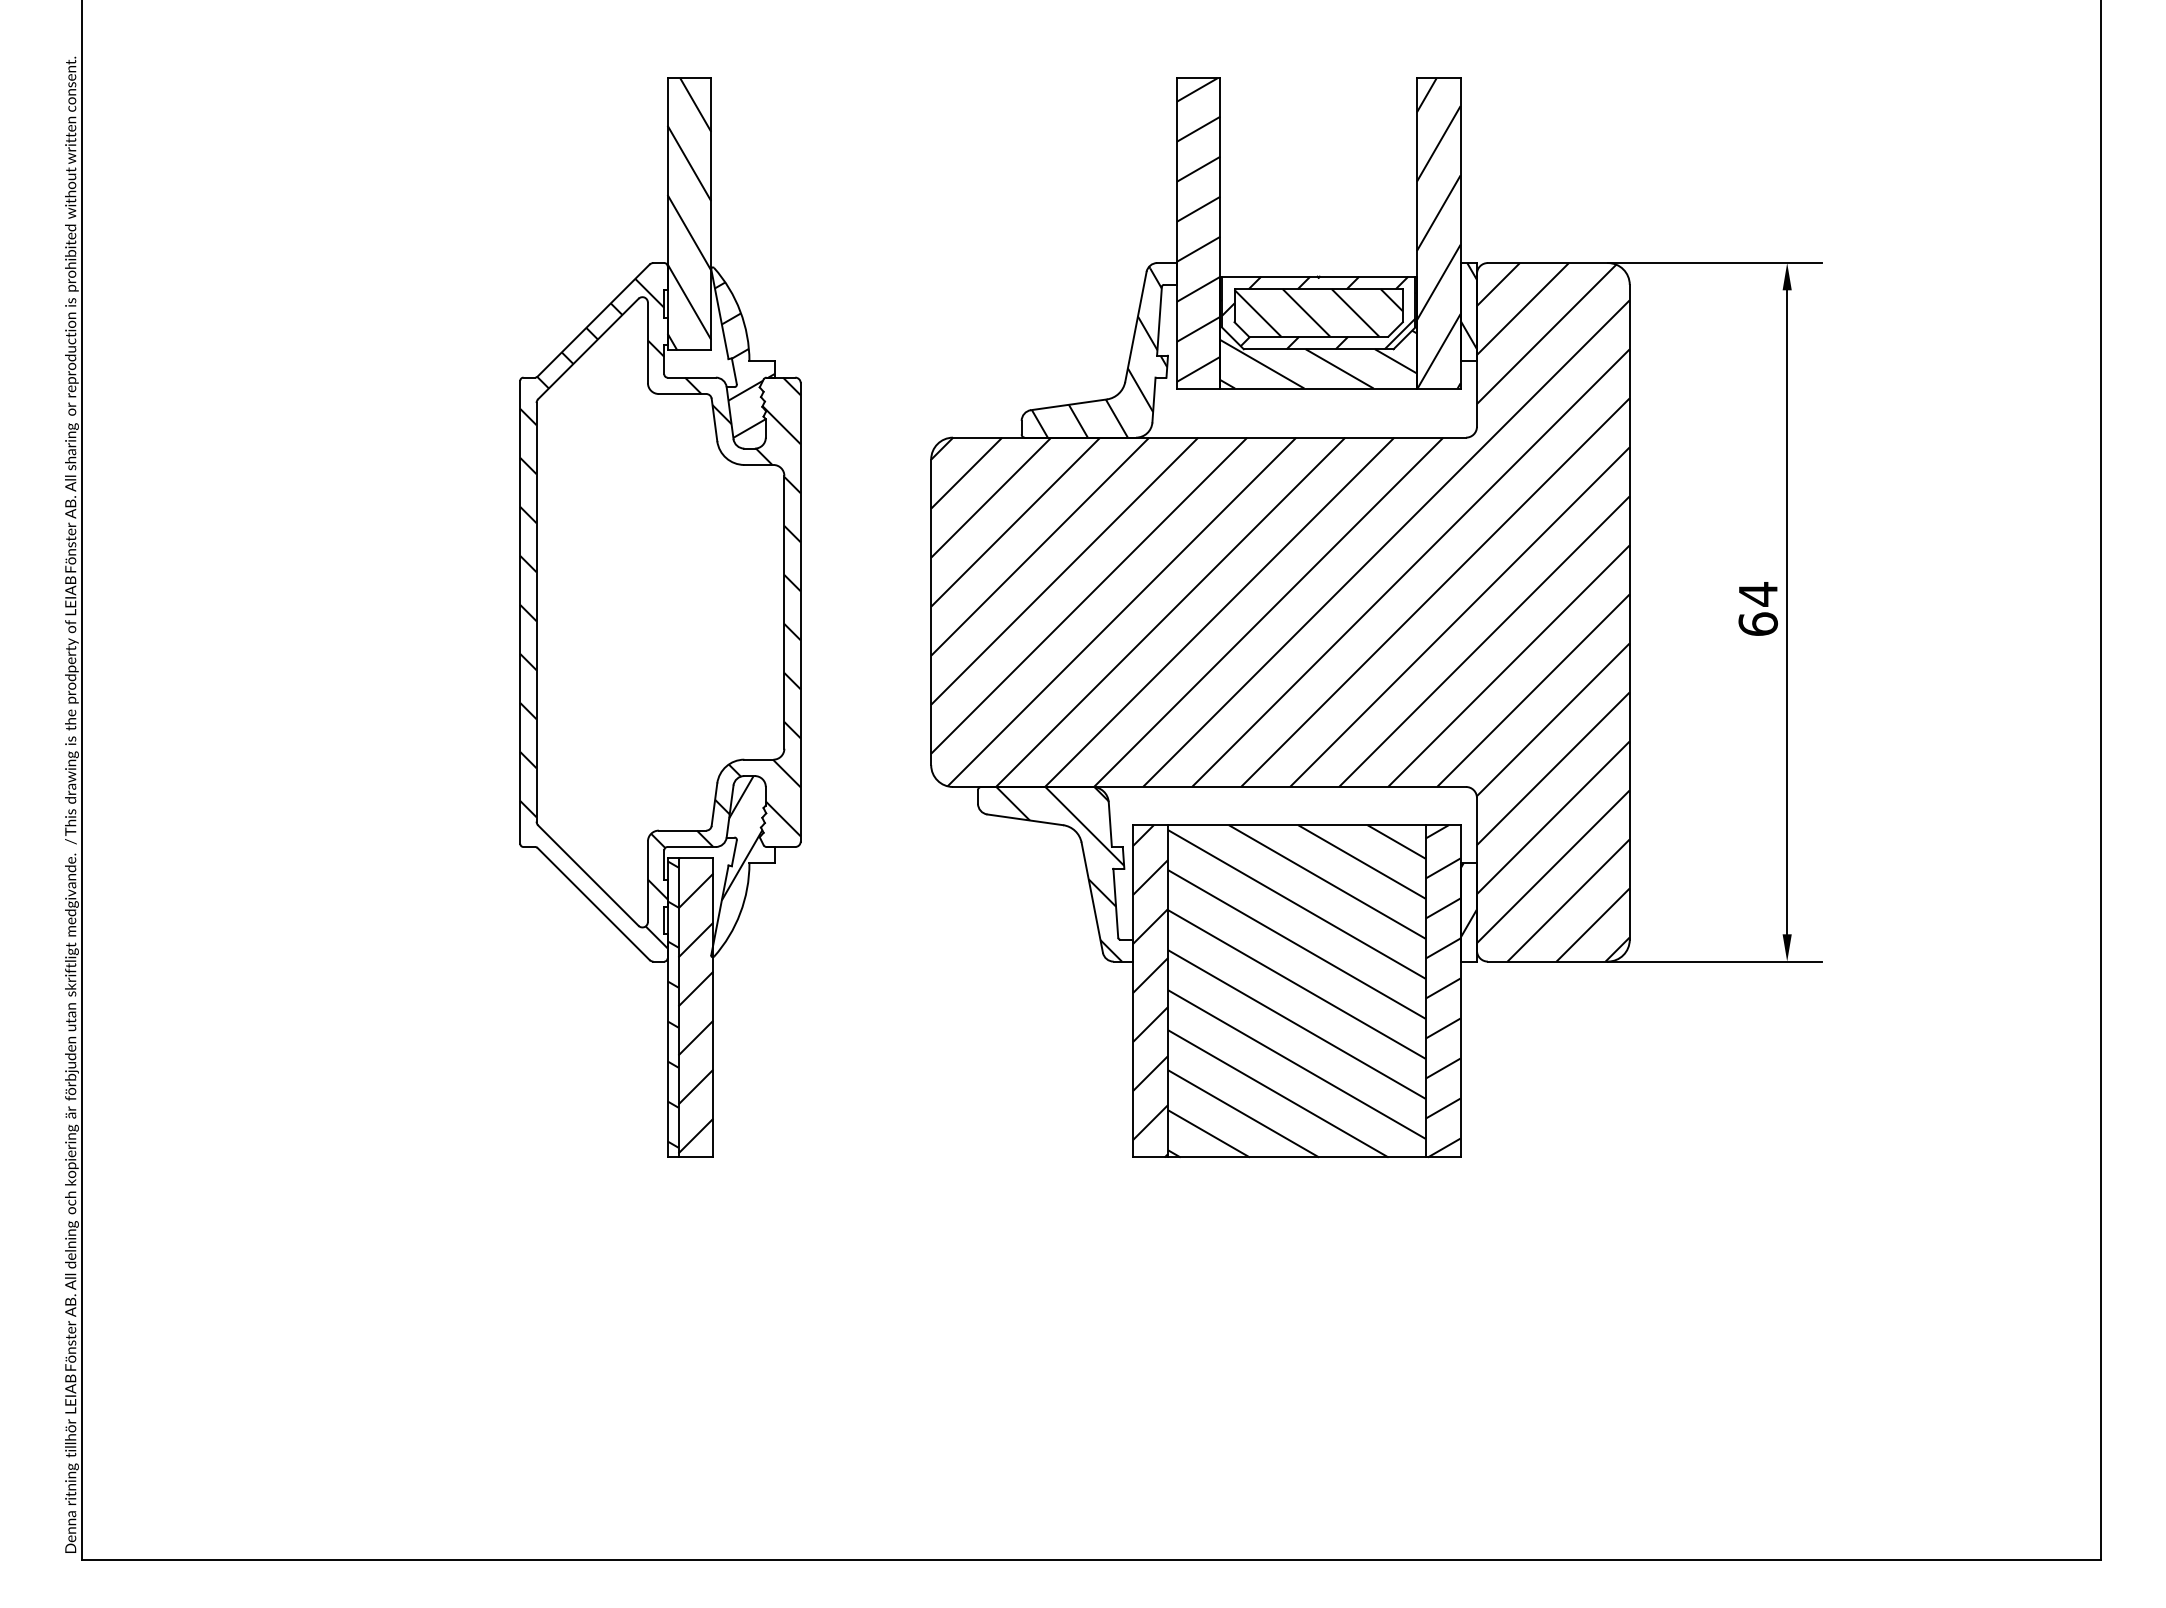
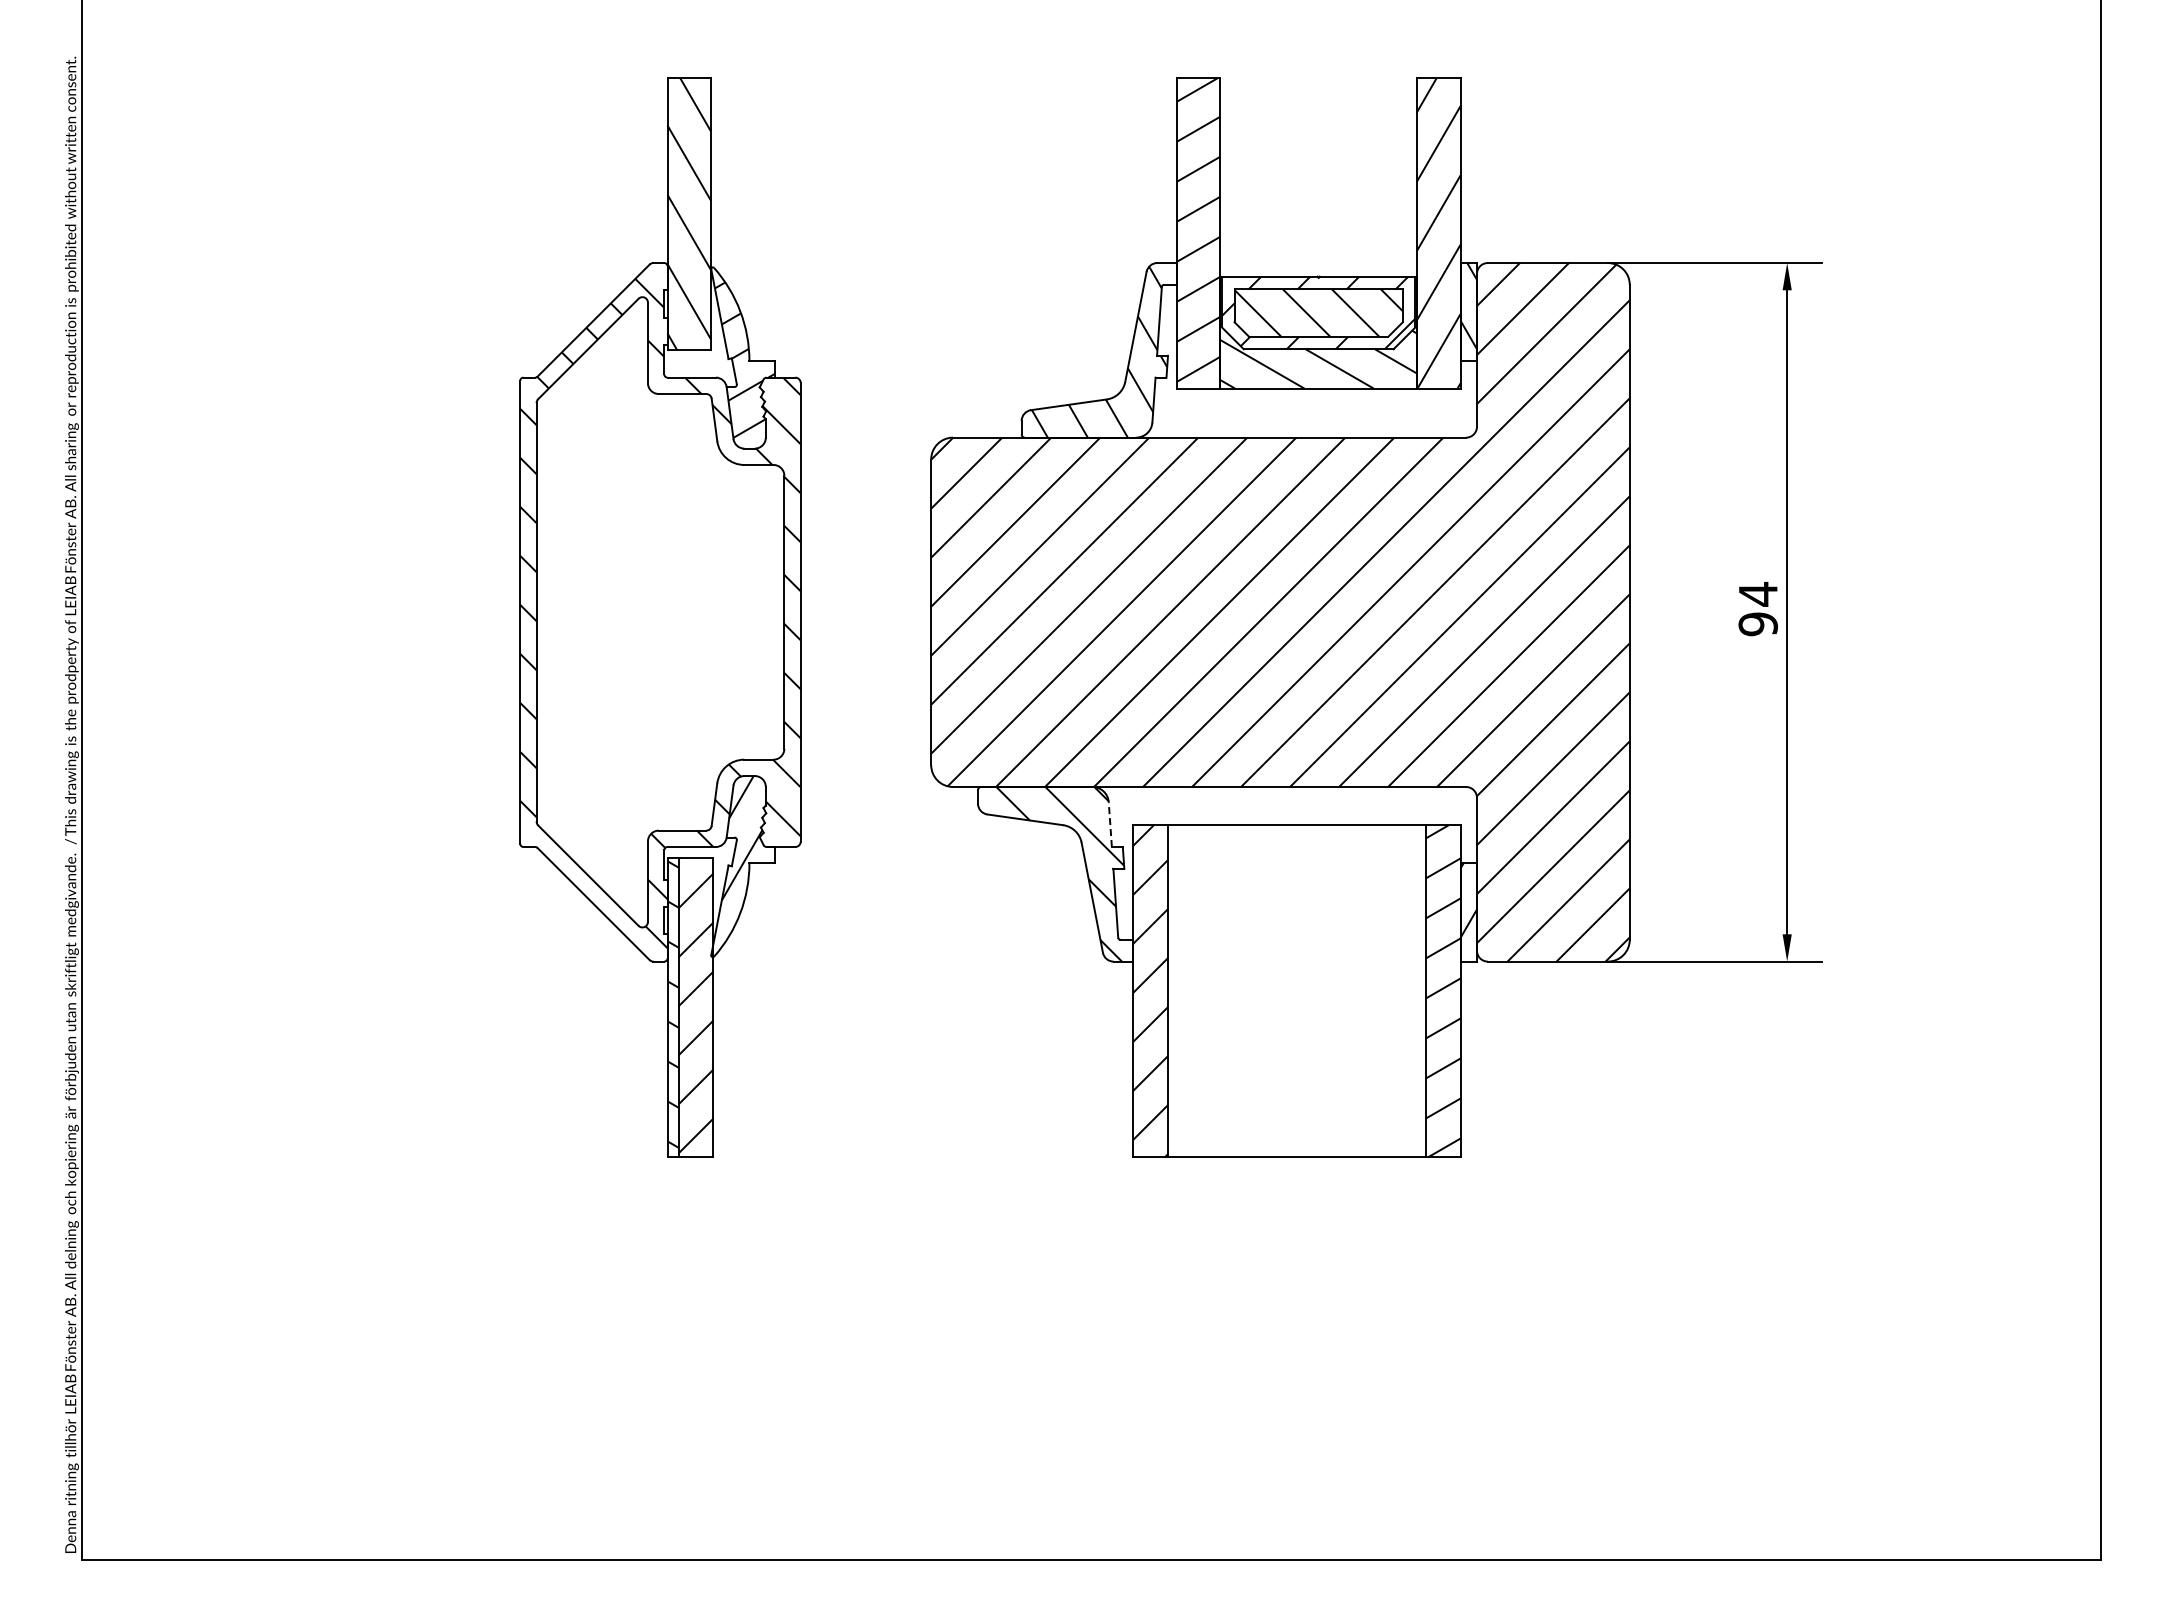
text: 64 -> 94 (1758, 624)
line: solid -> dashed (1110, 824)
hatch: present -> none (1296, 991)
